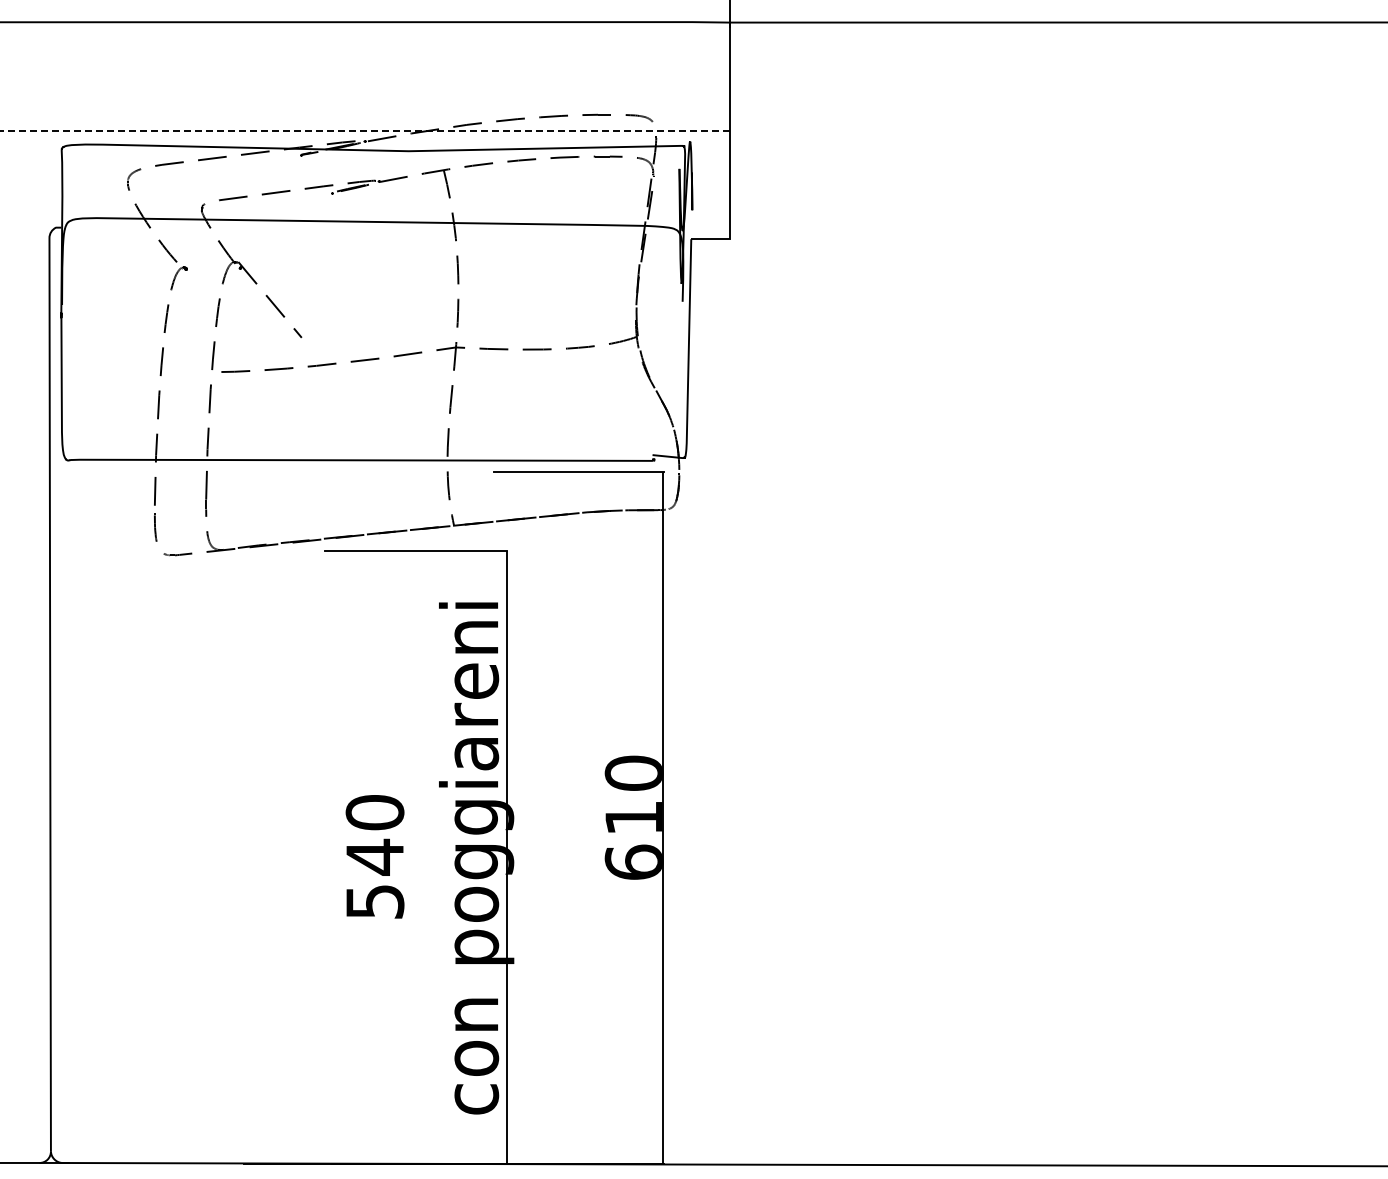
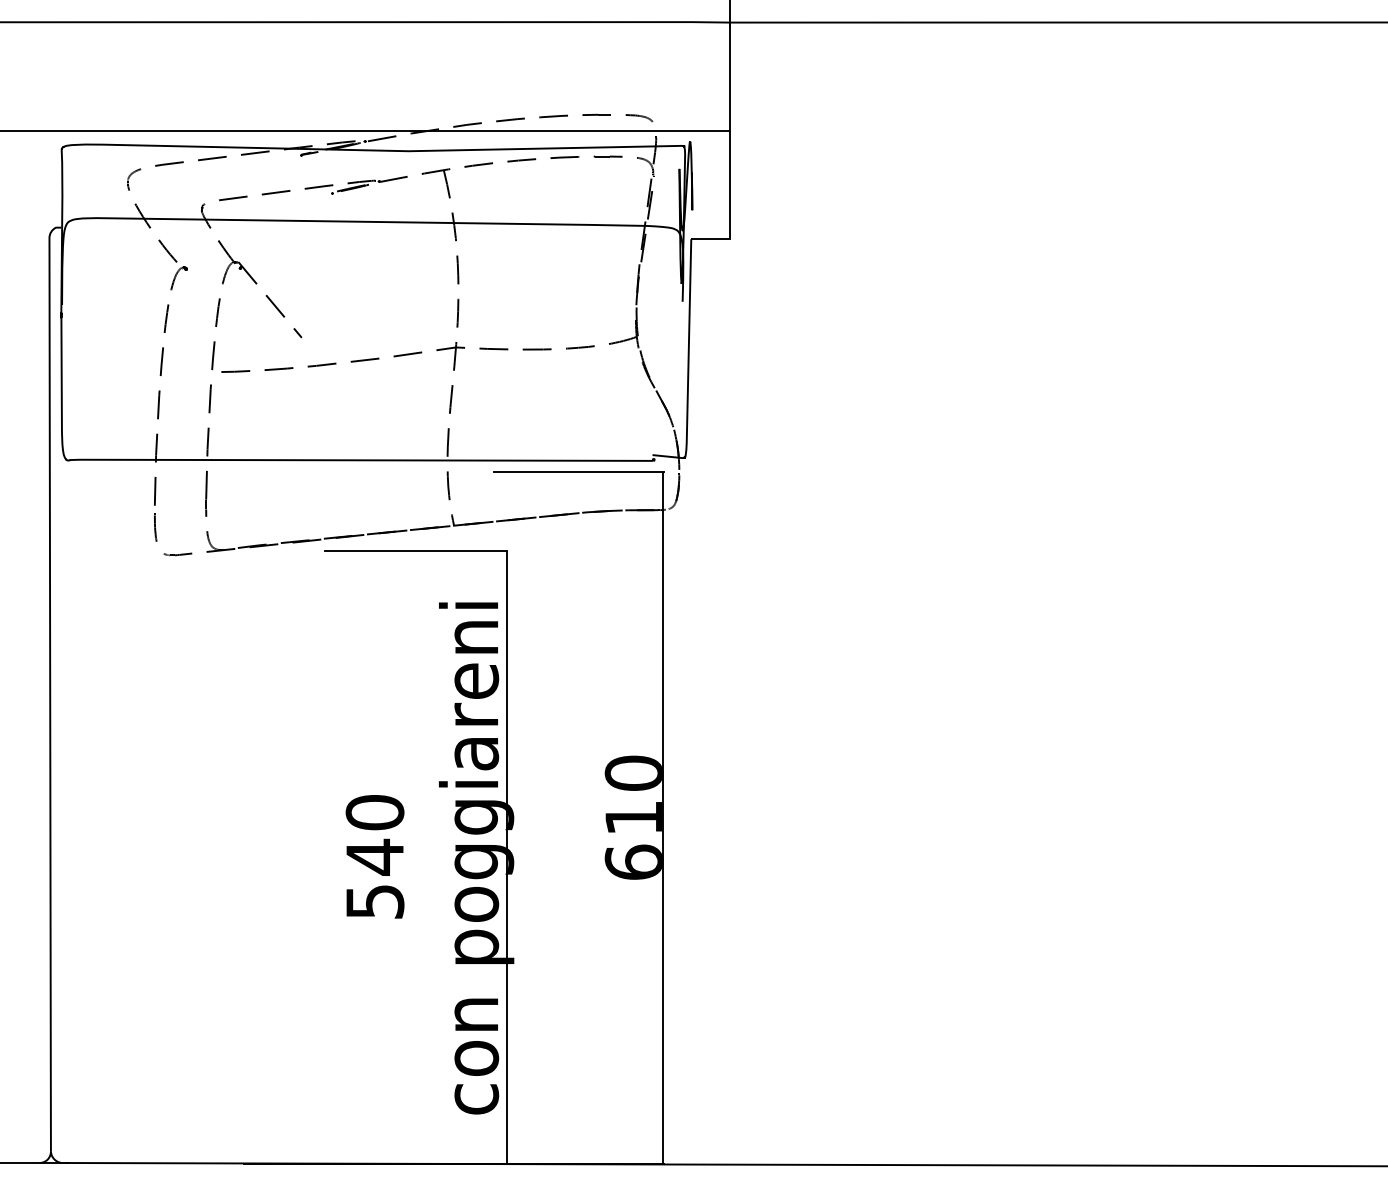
line: dashed -> solid (365, 130)
